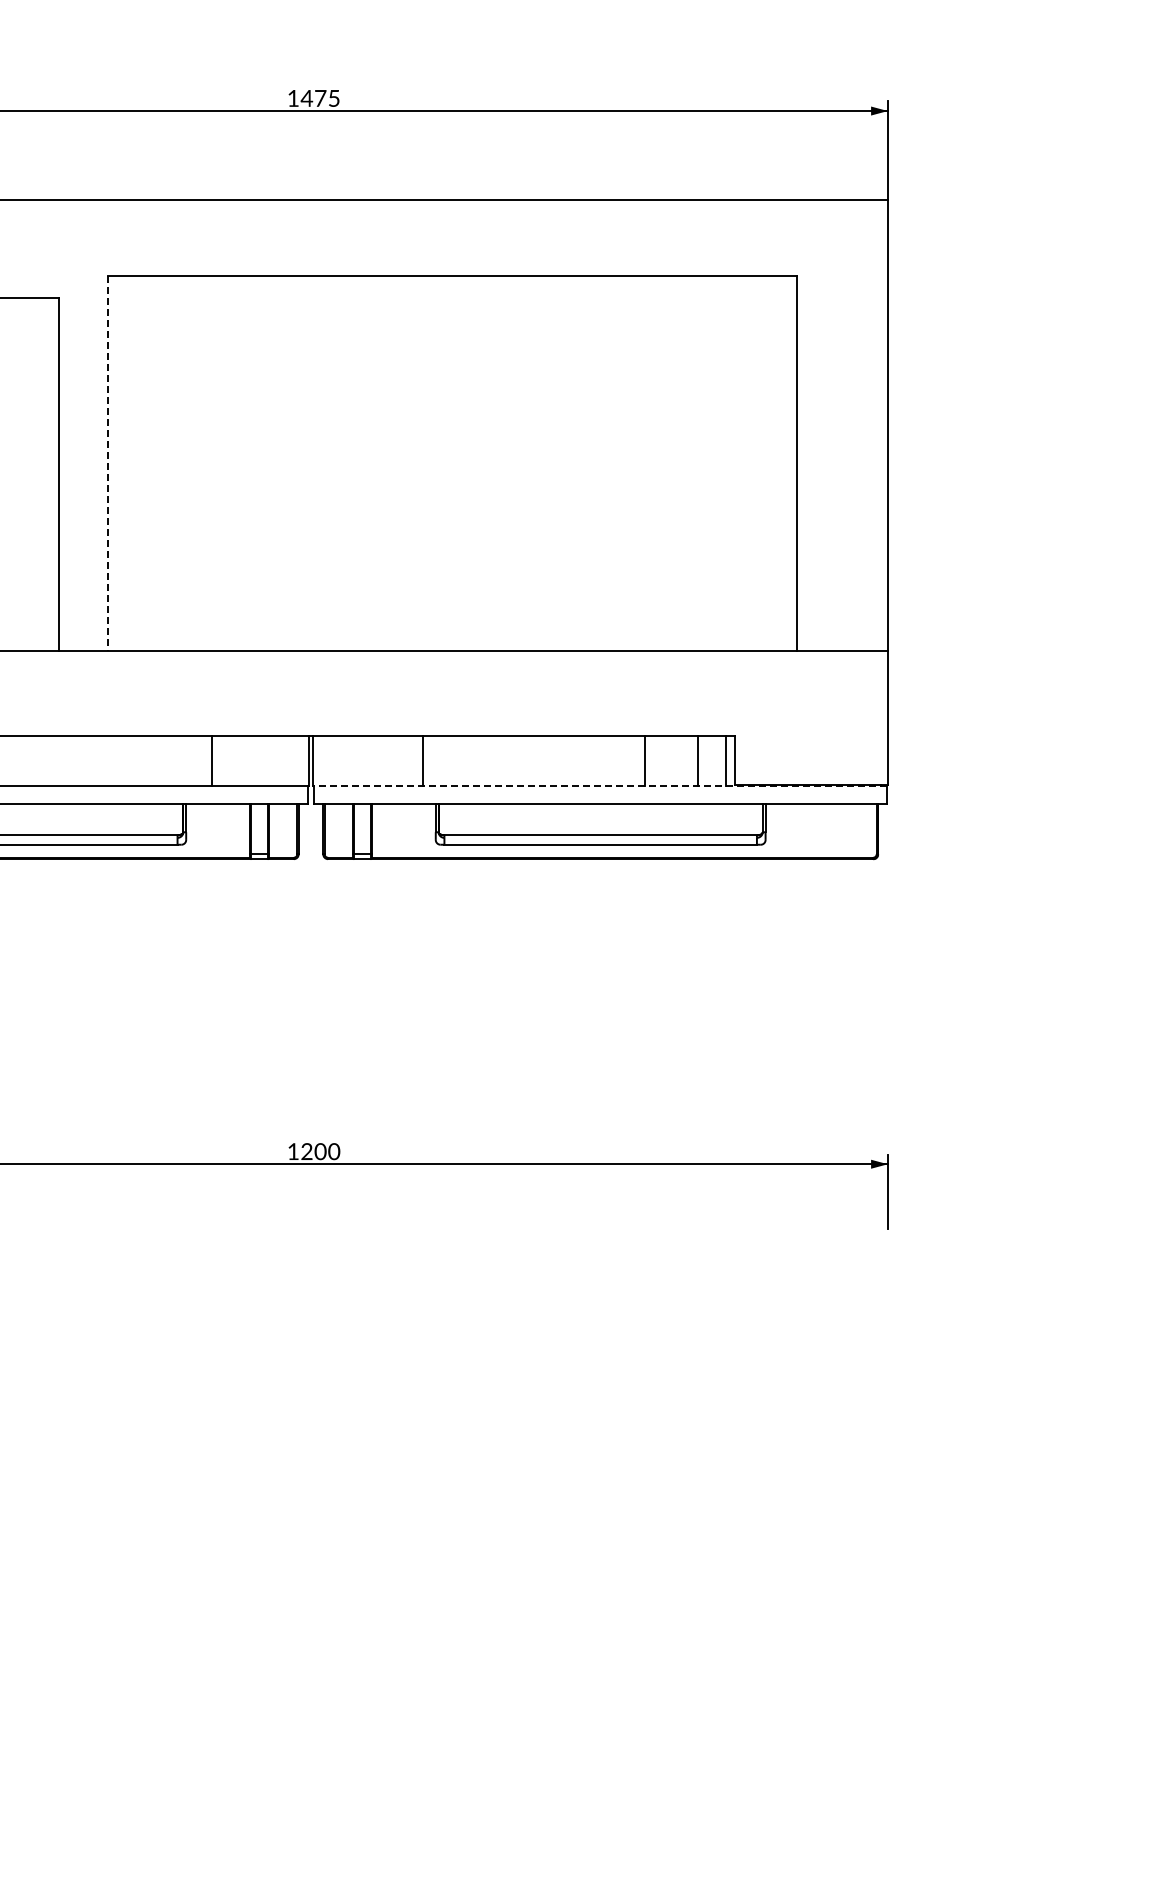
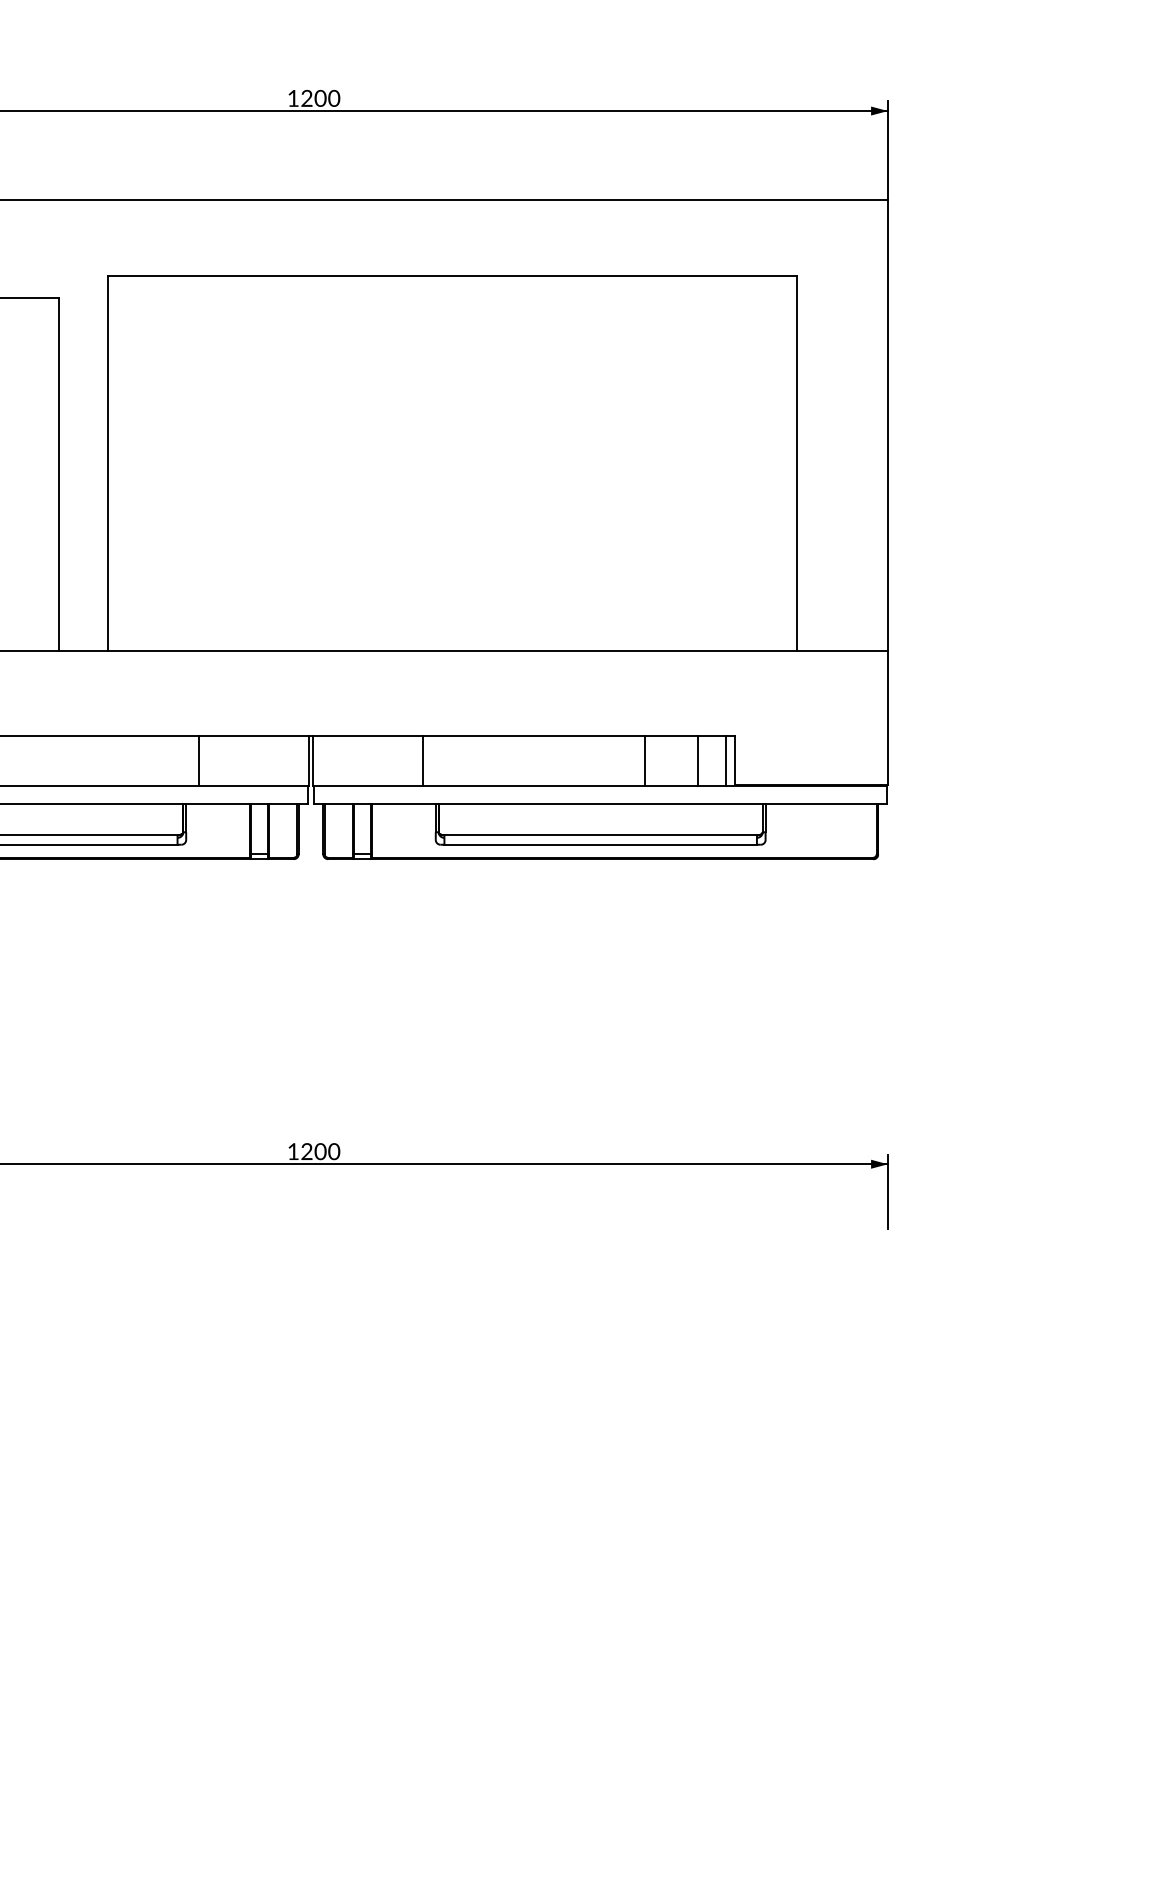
text: 1475 -> 1200 (320, 97)
line: dashed -> solid (108, 464)
line position: (211, 761) -> (198, 761) (198, 761)
line: dashed -> solid (600, 786)
